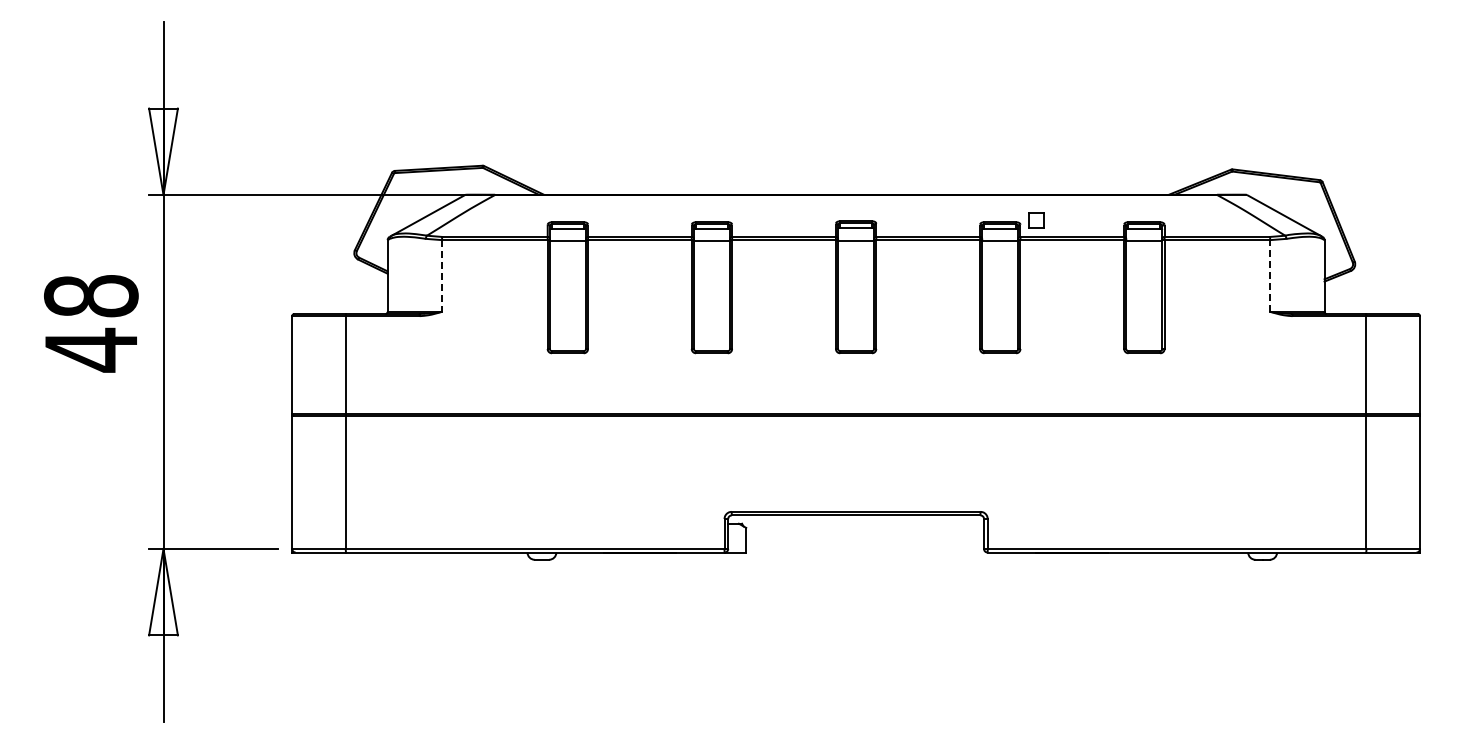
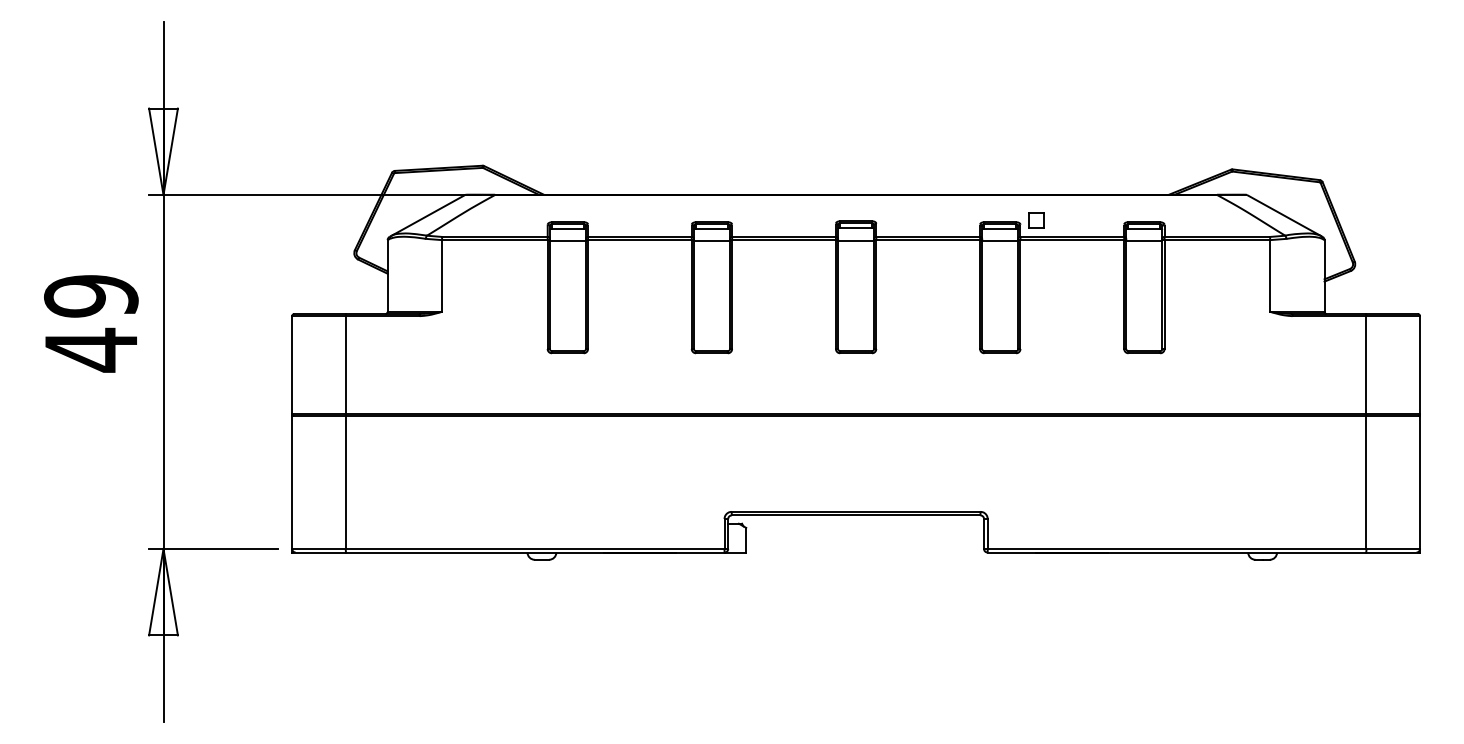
line: dashed -> solid (442, 275)
line: dashed -> solid (1270, 275)
text: 48 -> 49 (91, 296)
